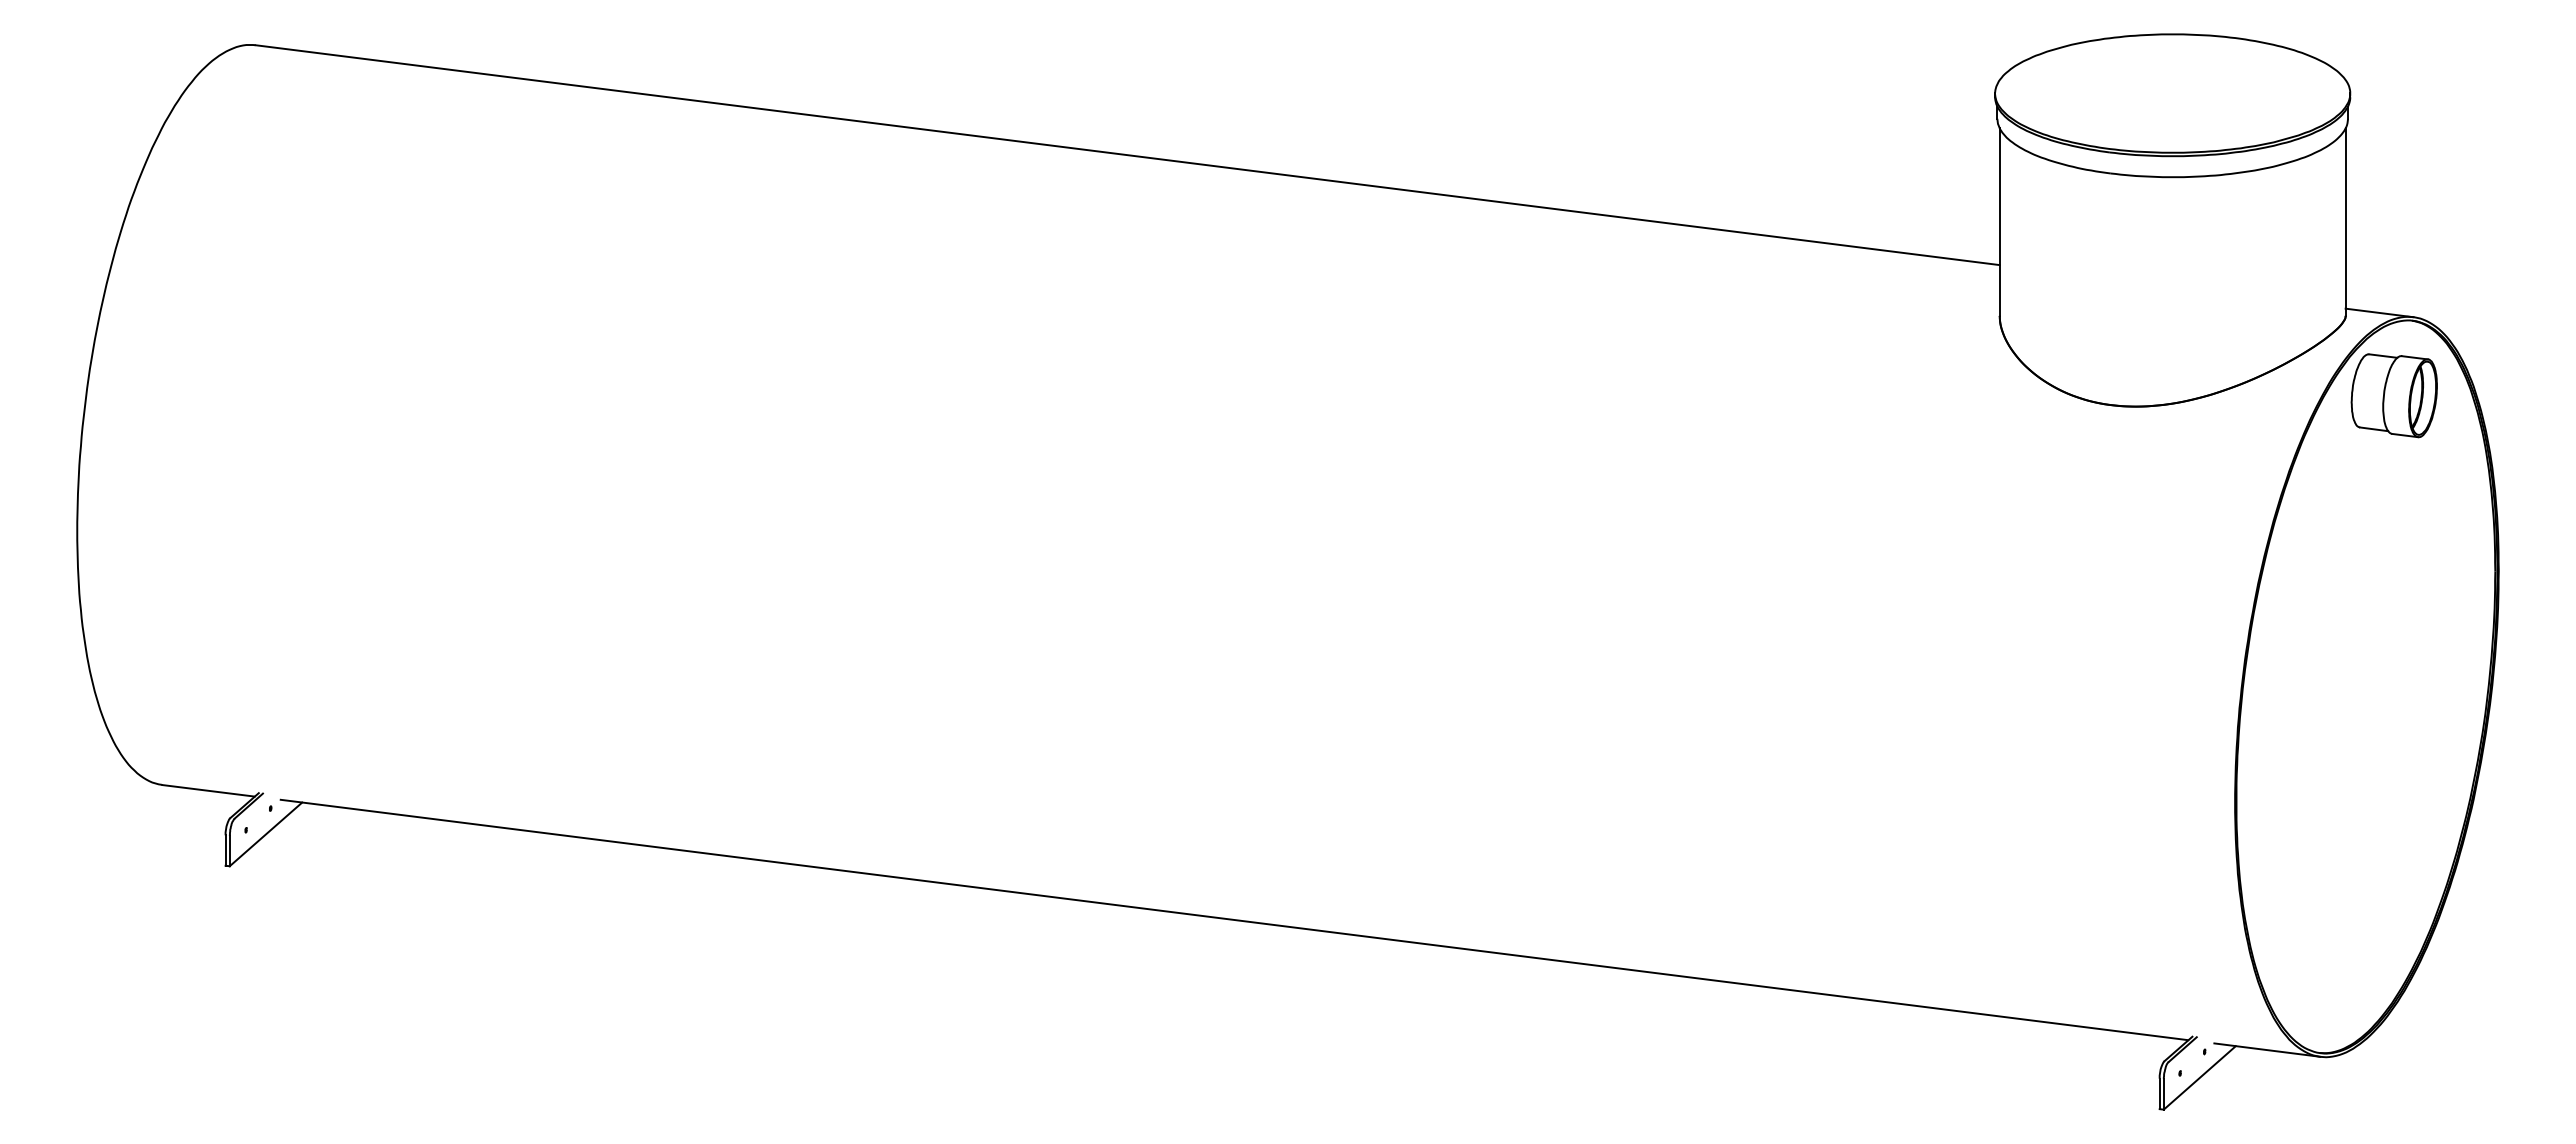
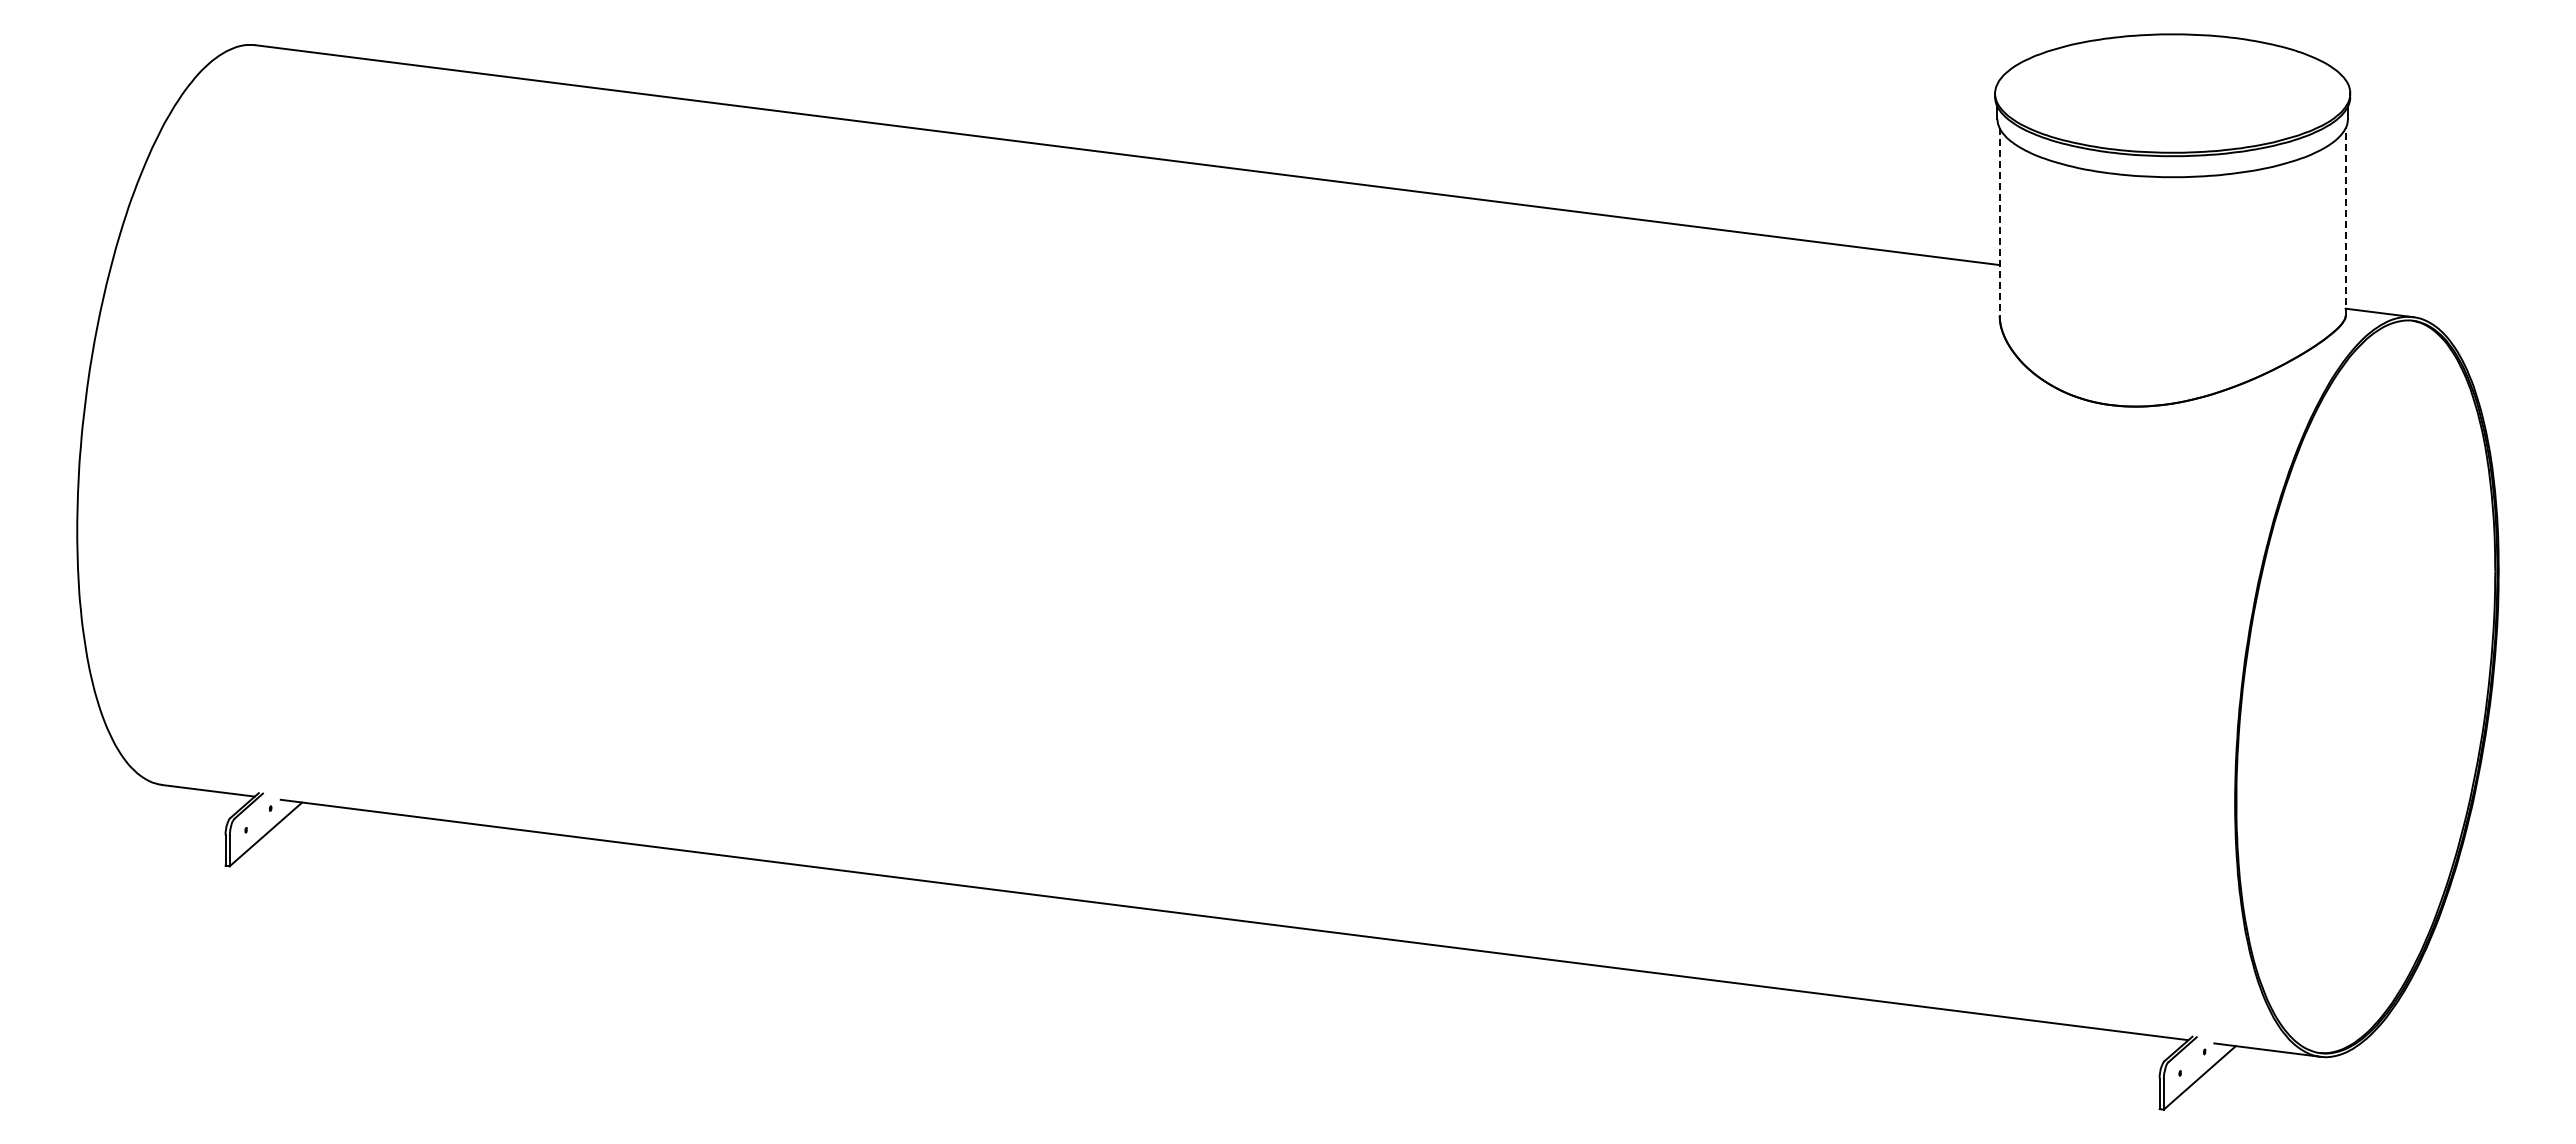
line: solid -> dashed (1999, 222)
line: solid -> dashed (2345, 222)
part: present -> none (2393, 395)
